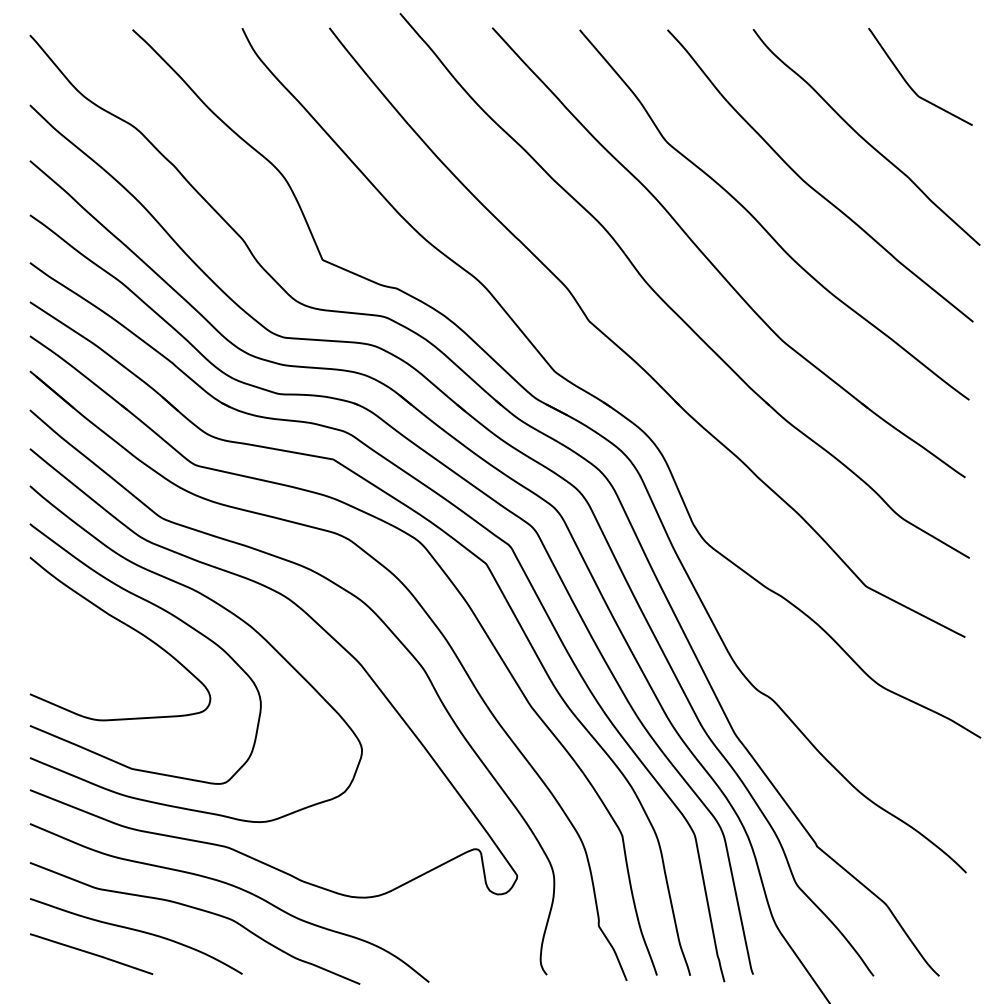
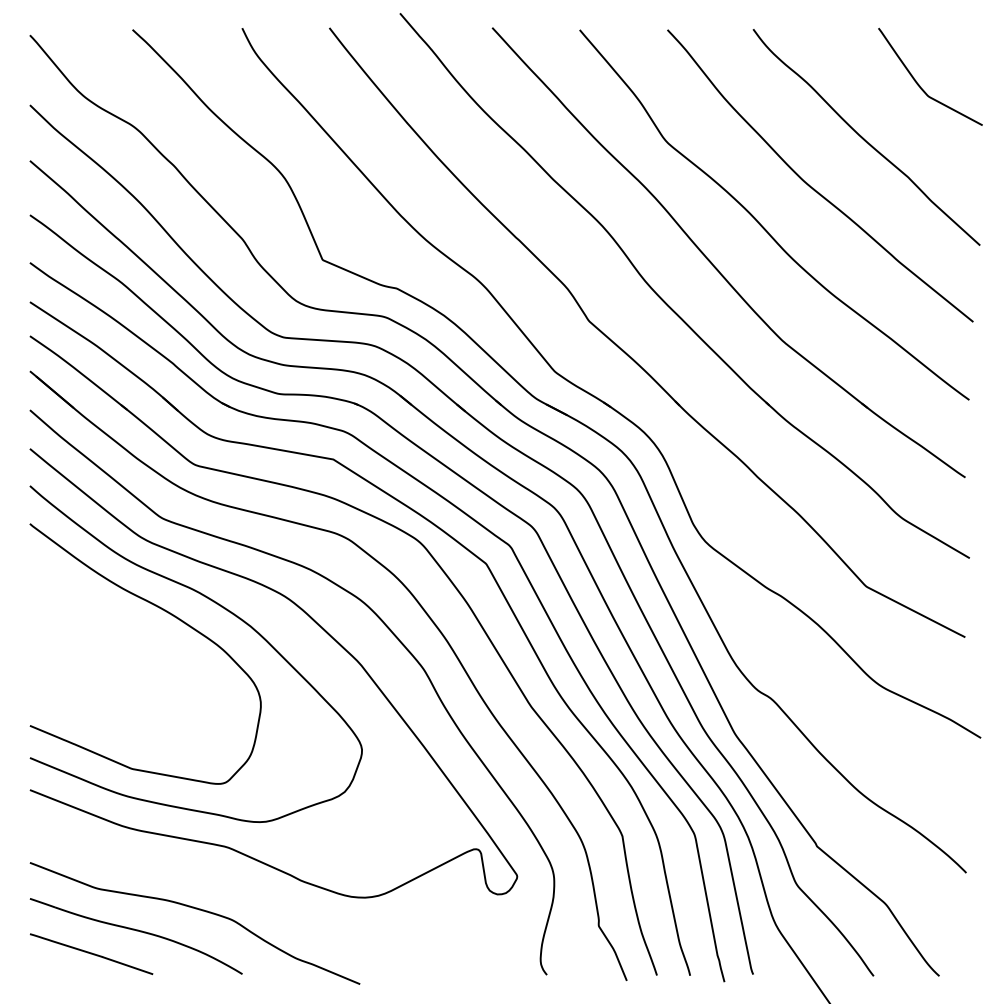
curve position: (910, 85) -> (920, 85) (920, 85)
curve: present -> none (127, 626)
curve: present -> none (236, 888)
